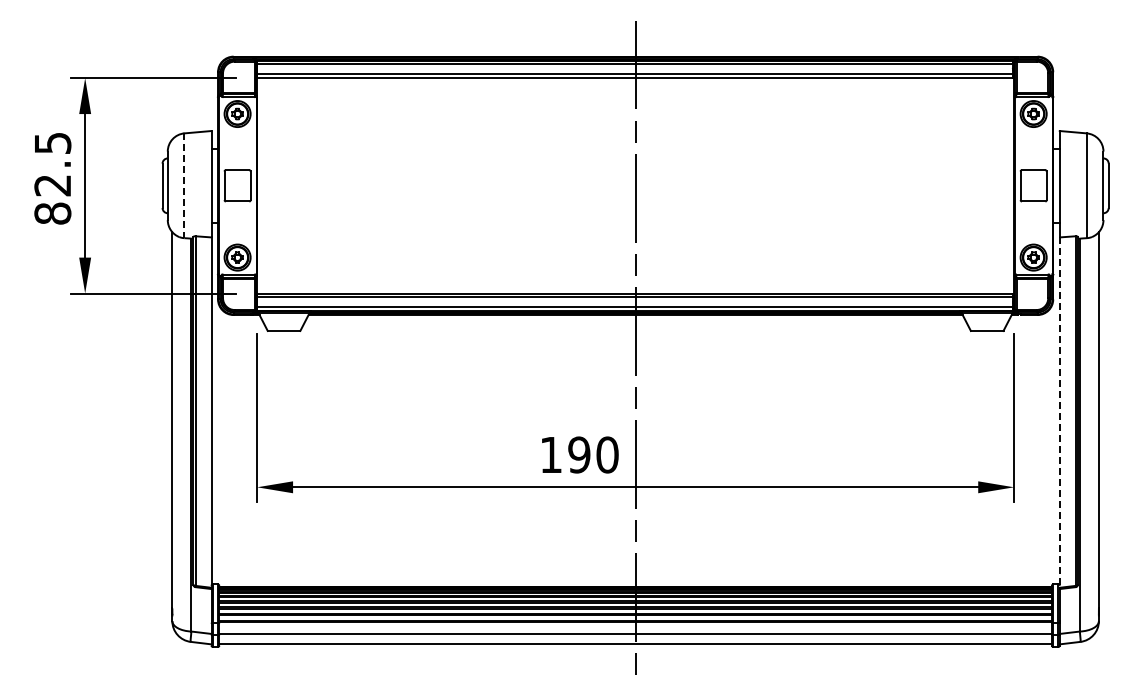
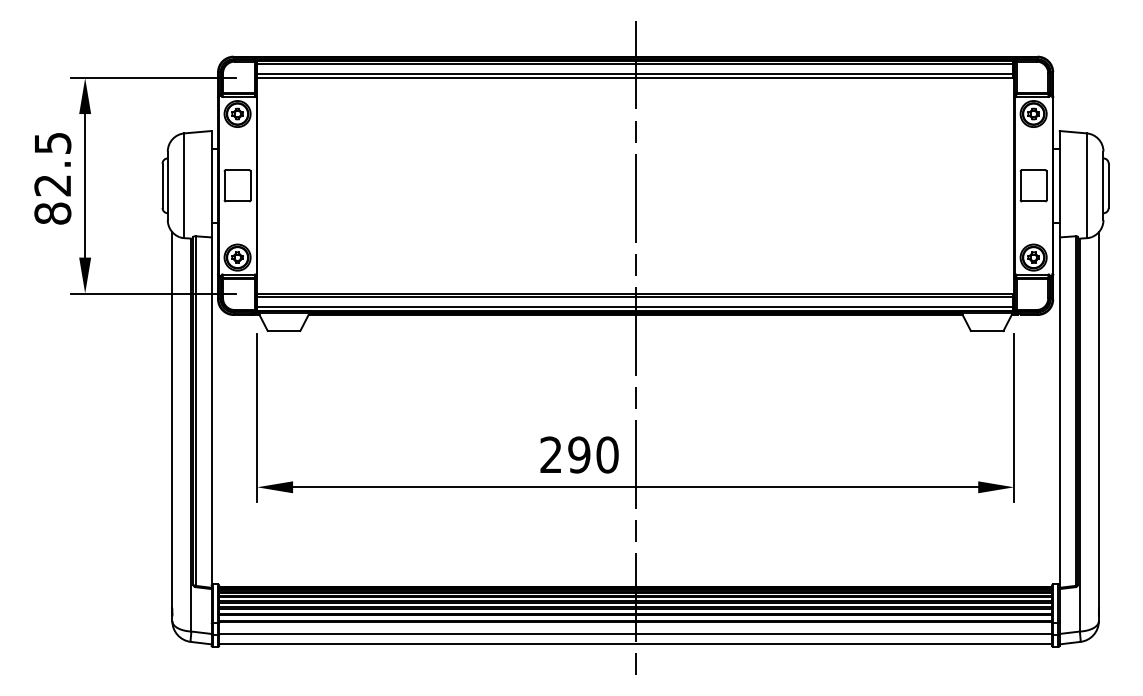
line: dashed -> solid (184, 186)
line: dashed -> solid (1059, 413)
text: 190 -> 290 (550, 454)
